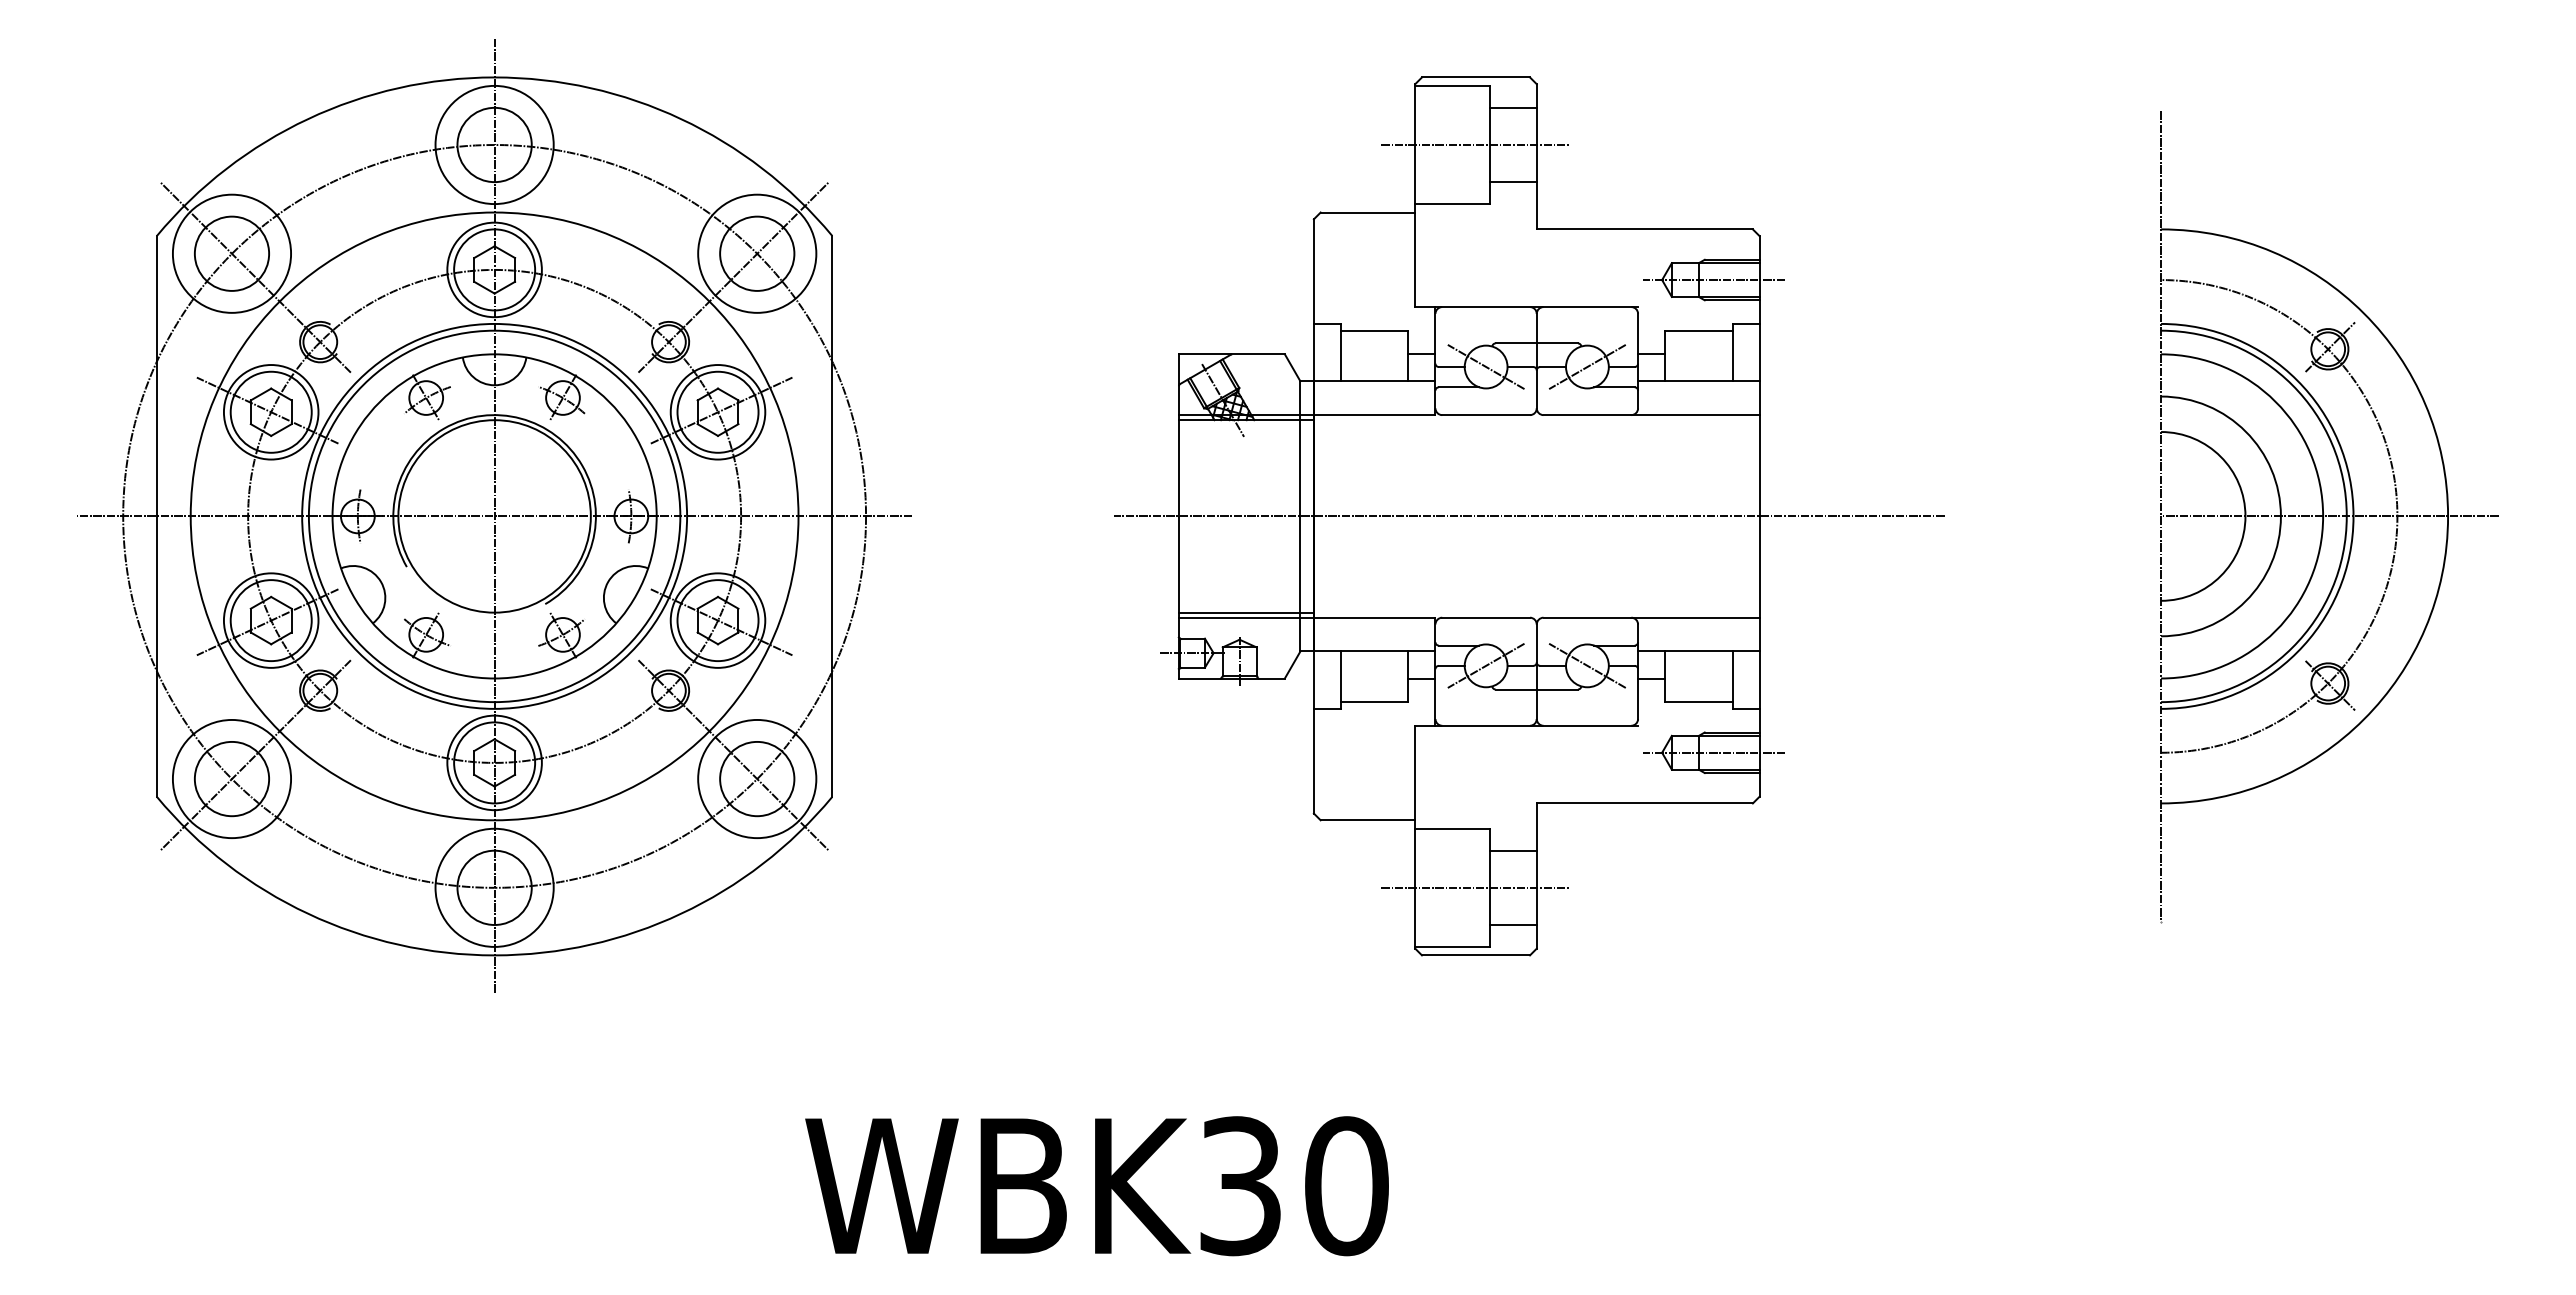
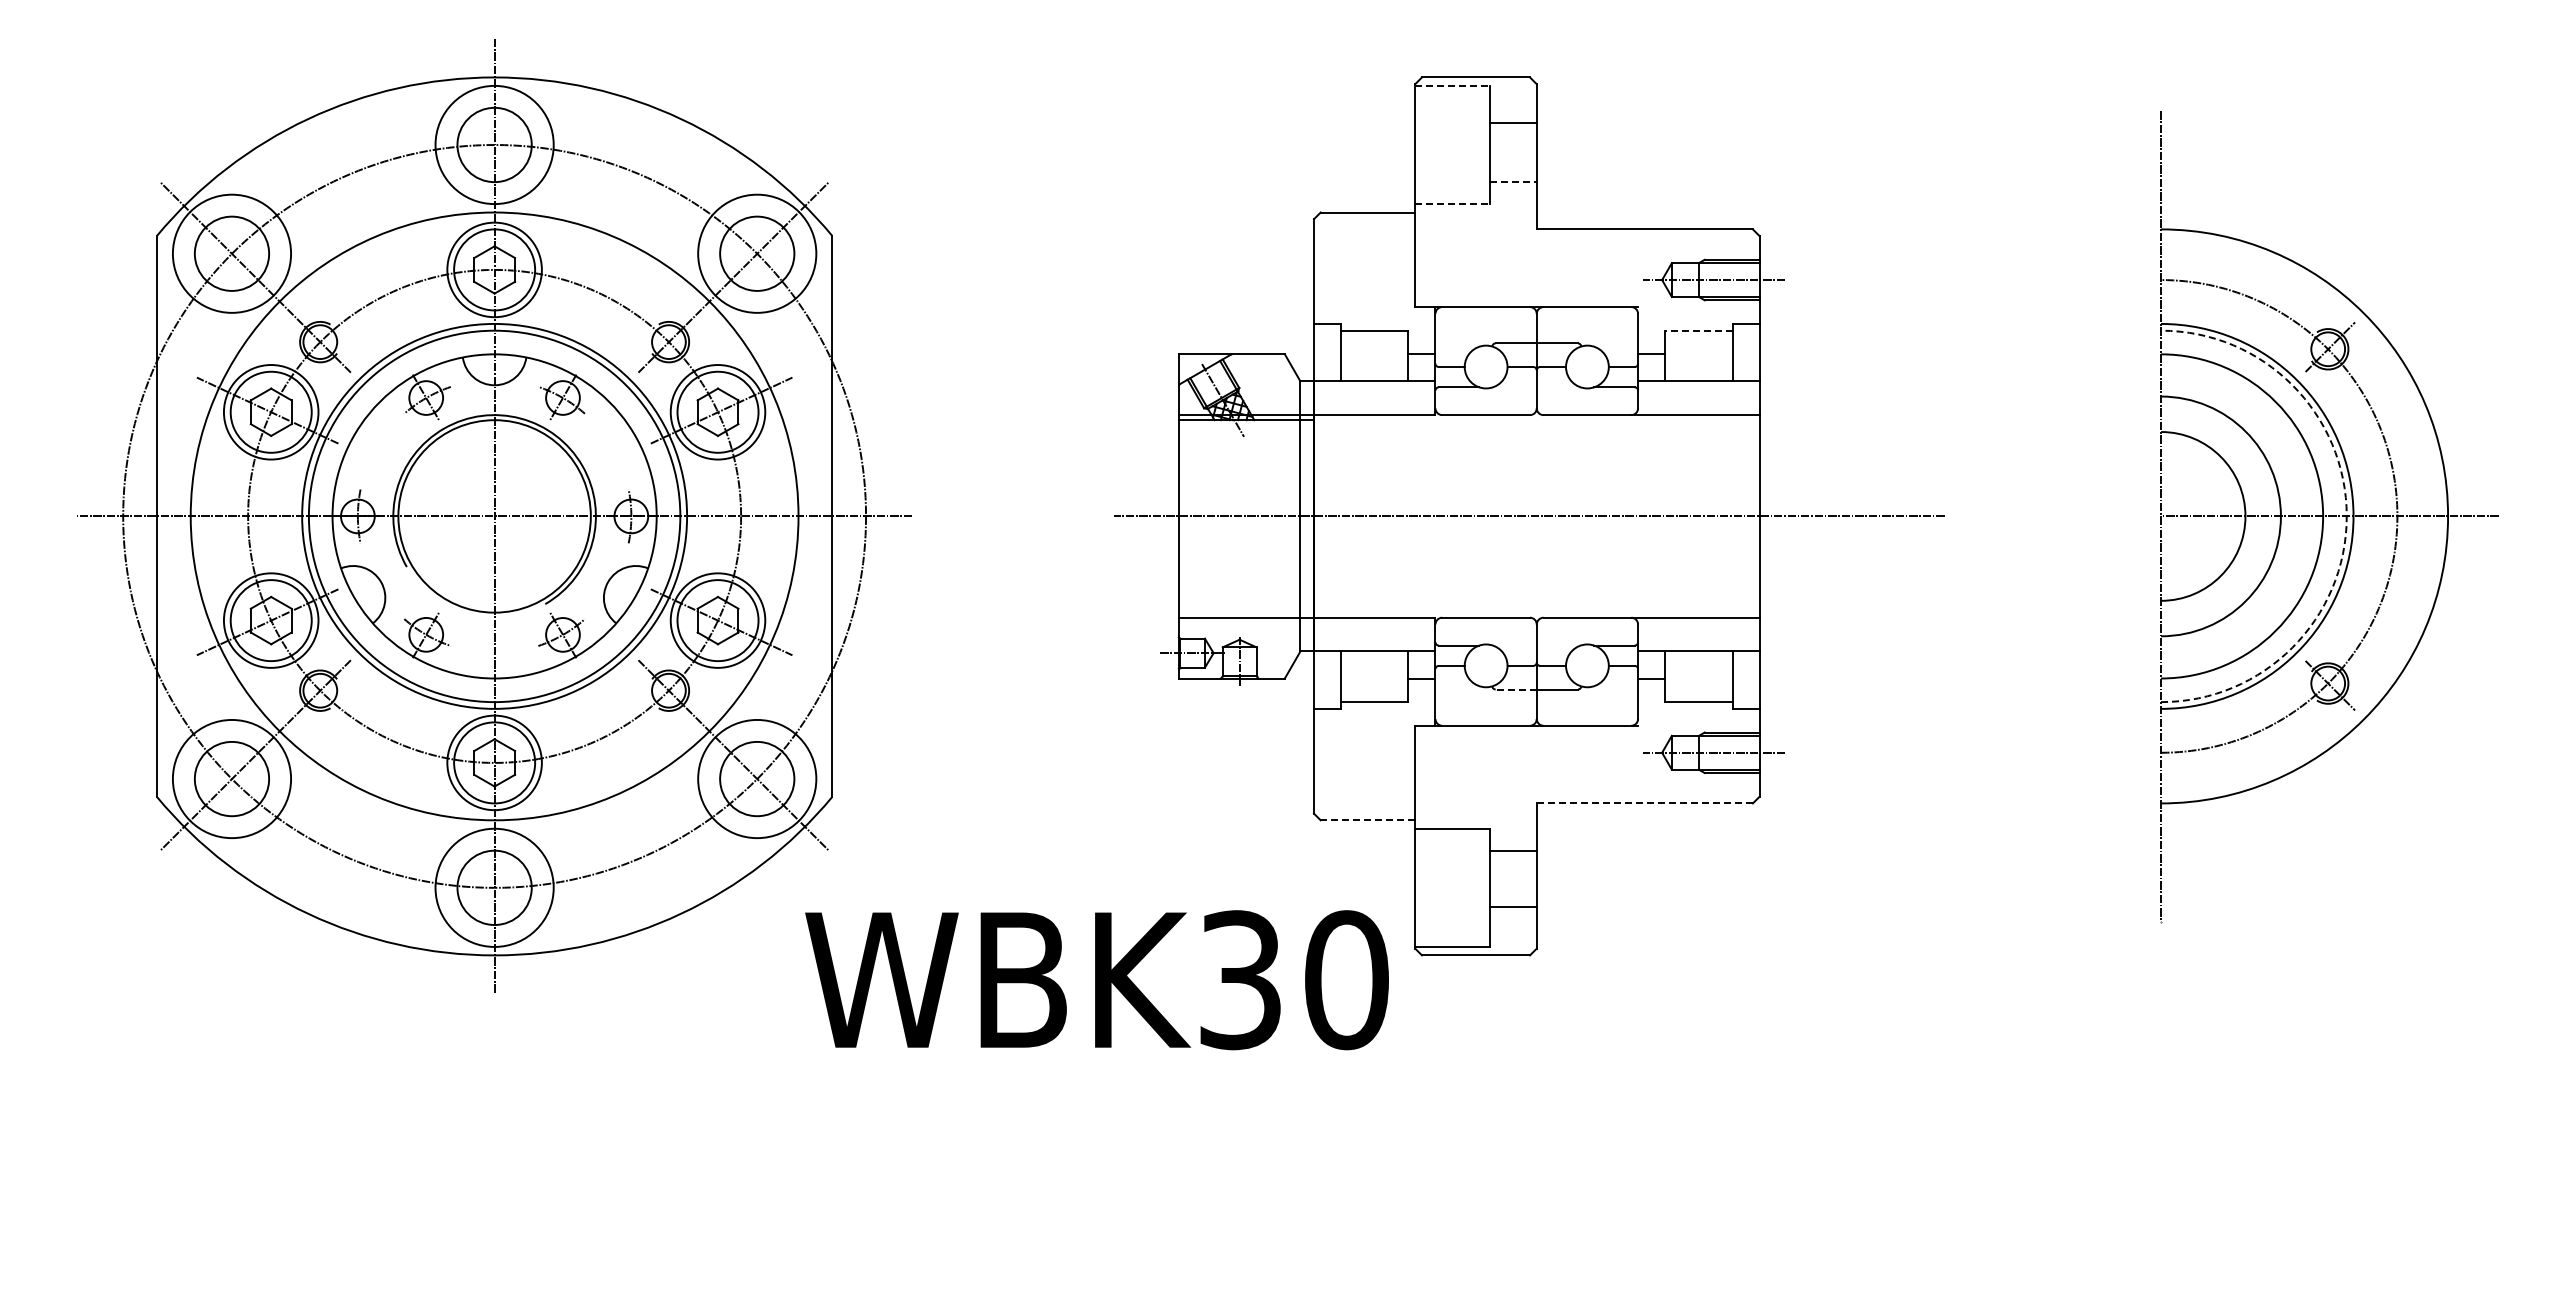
line: solid -> dashed (1452, 85)
line position: (1512, 107) -> (1512, 122) (1512, 122)
line: present -> none (1475, 145)
line: solid -> dashed (1513, 182)
line: solid -> dashed (1452, 204)
line: solid -> dashed (1698, 330)
line: present -> none (1485, 366)
line: present -> none (1587, 366)
arc: solid -> dashed (2346, 516)
line: present -> none (1245, 612)
line: present -> none (1485, 665)
line: present -> none (1587, 665)
line: solid -> dashed (1516, 689)
line: solid -> dashed (1644, 803)
line: solid -> dashed (1367, 820)
line: present -> none (1475, 887)
line position: (1512, 925) -> (1512, 907) (1512, 907)
text position: (1096, 1186) -> (1096, 980) (1096, 980)
